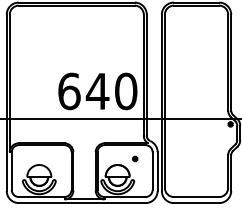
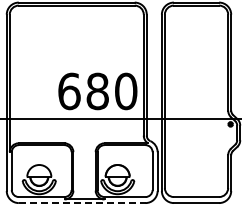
text: 640 -> 680 (97, 91)
part: present -> none (135, 158)
line: solid -> dashed (82, 203)
